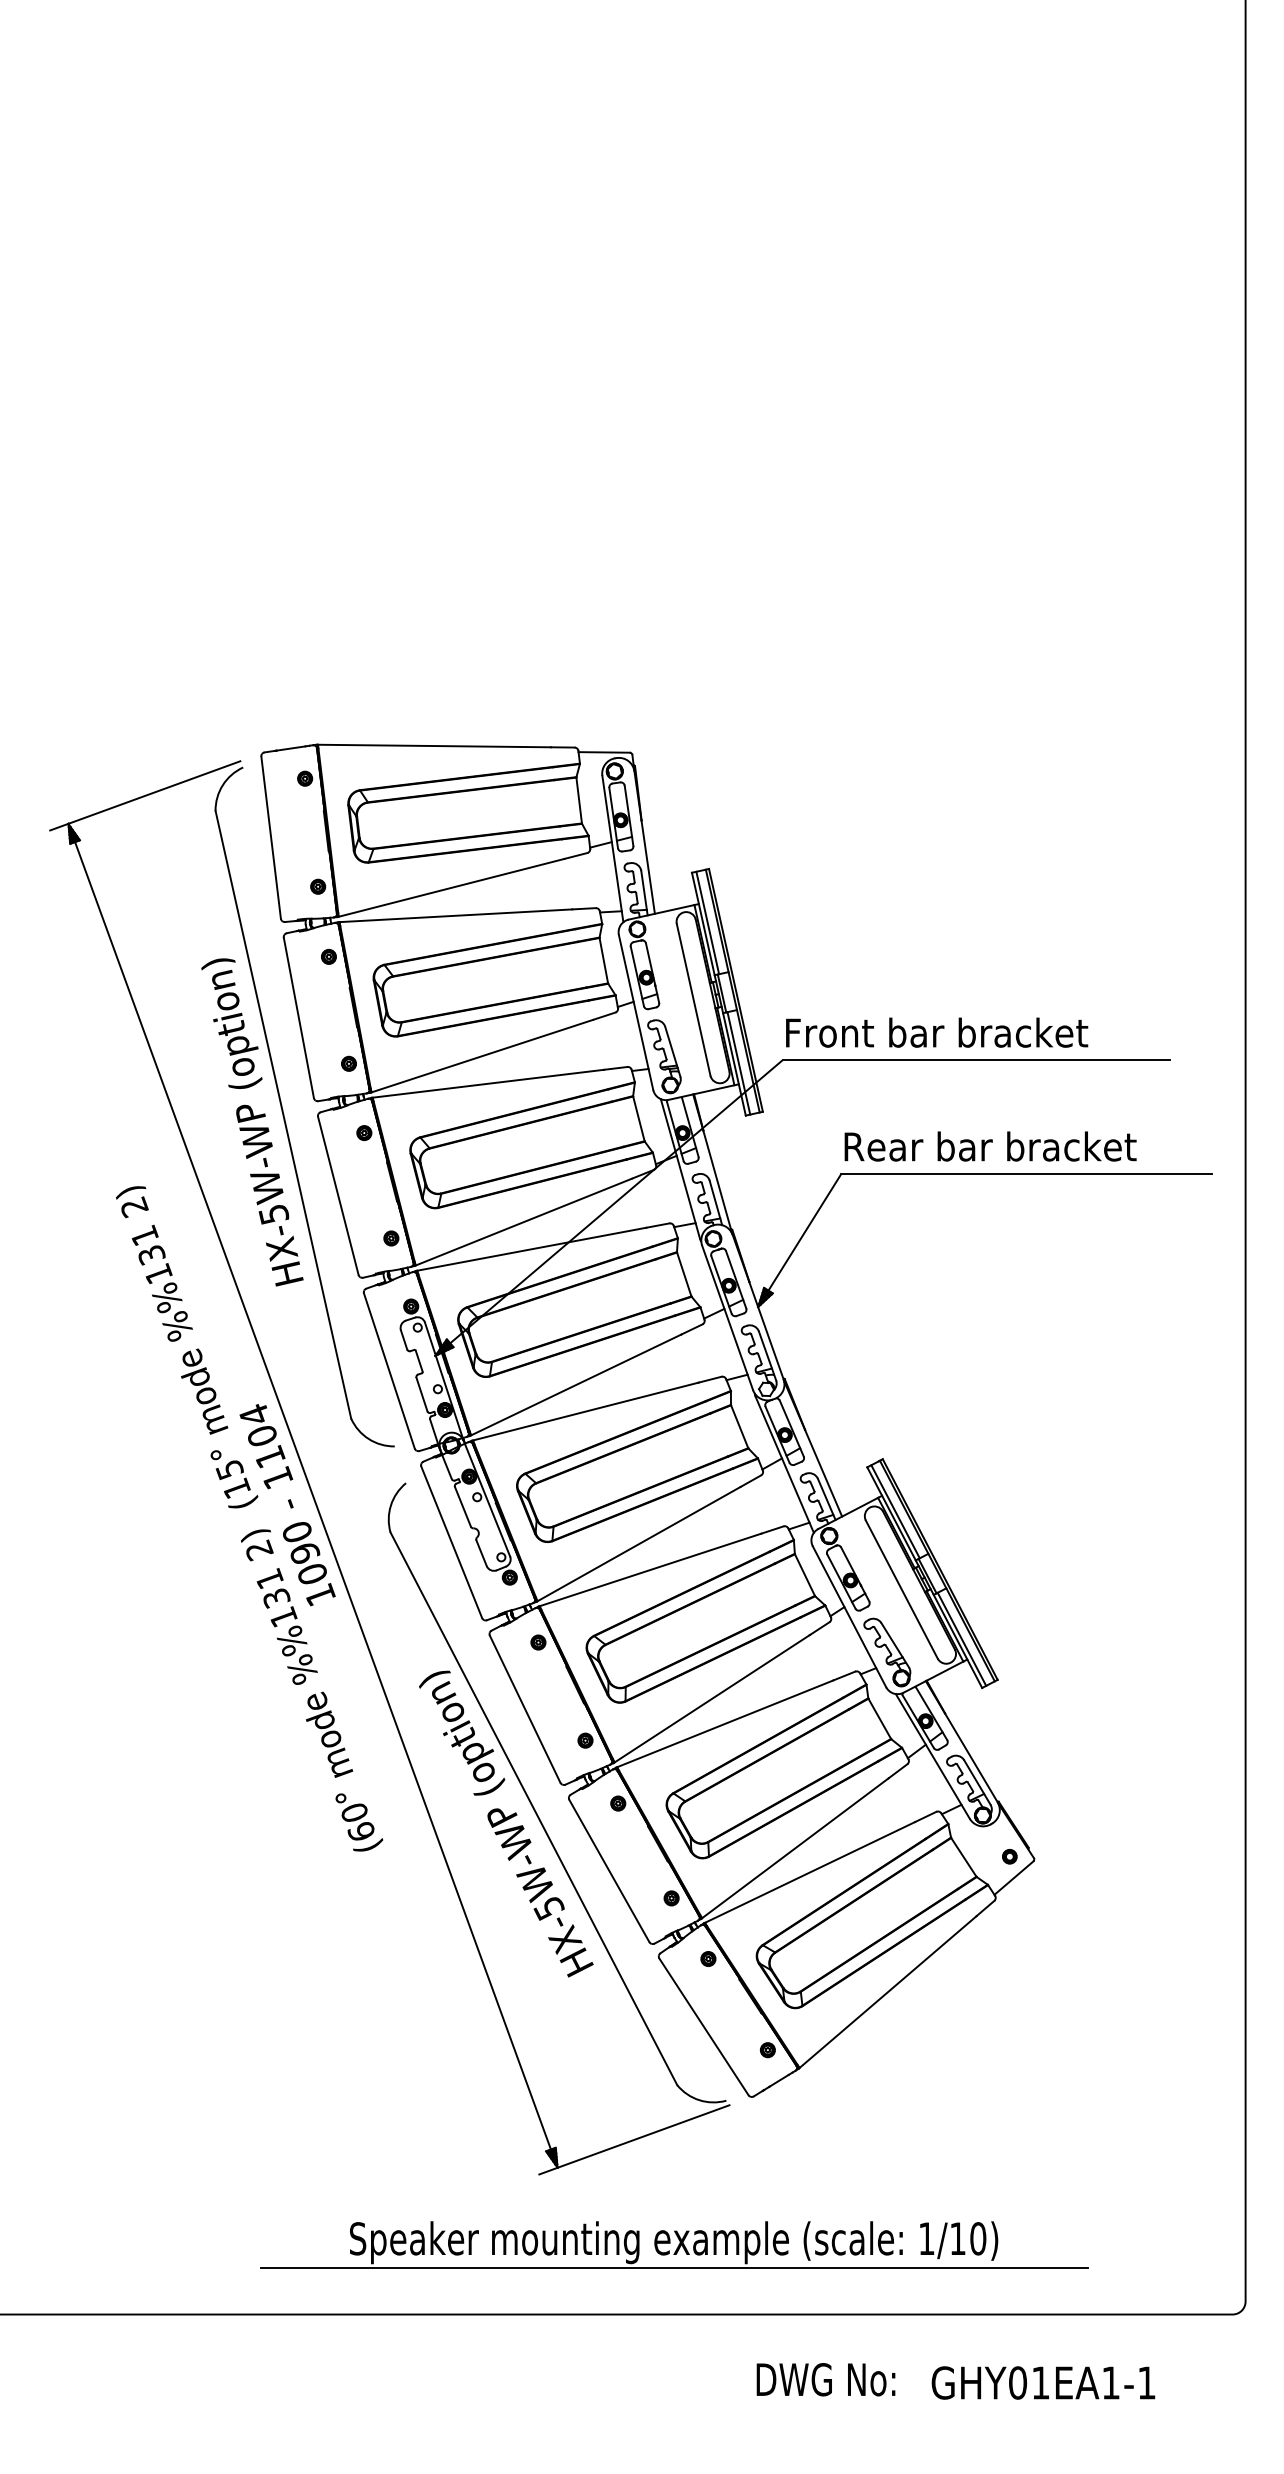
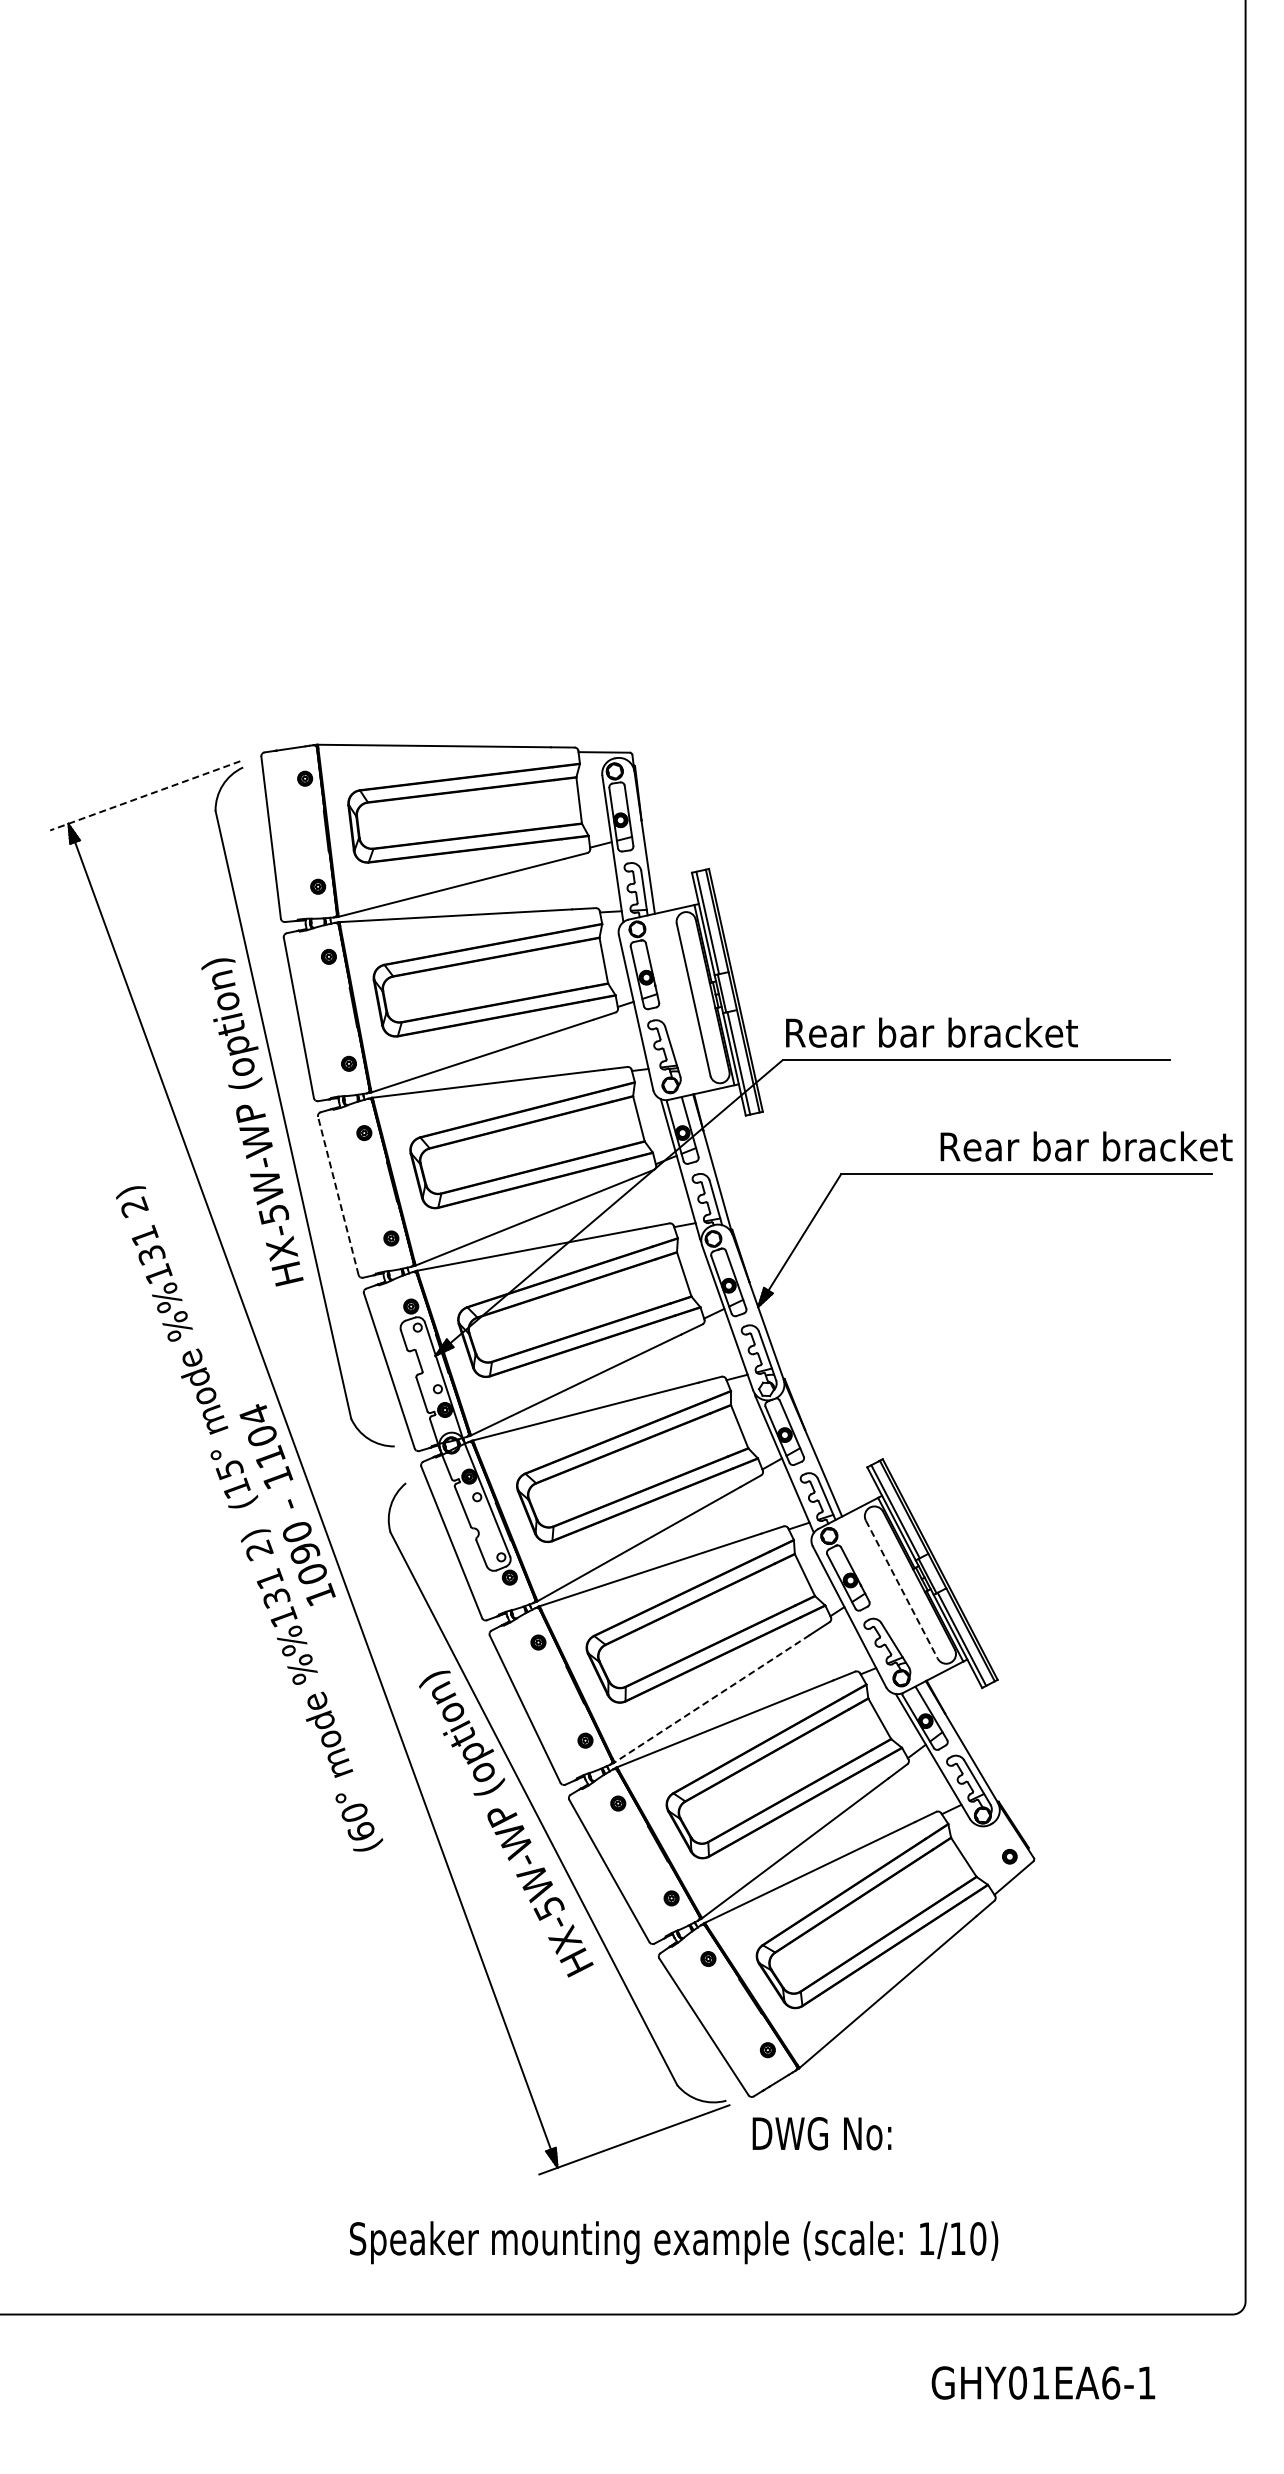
line: solid -> dashed (144, 796)
text: Front bar bracket -> Rear bar bracket (938, 1032)
text position: (990, 1146) -> (1086, 1146) (1086, 1146)
line: solid -> dashed (338, 1195)
line: solid -> dashed (901, 1589)
line: solid -> dashed (712, 1698)
line: present -> none (674, 2267)
text position: (825, 2379) -> (821, 2133) (821, 2133)
text: GHY01EA1-1 -> GHY01EA6-1 (1111, 2382)
